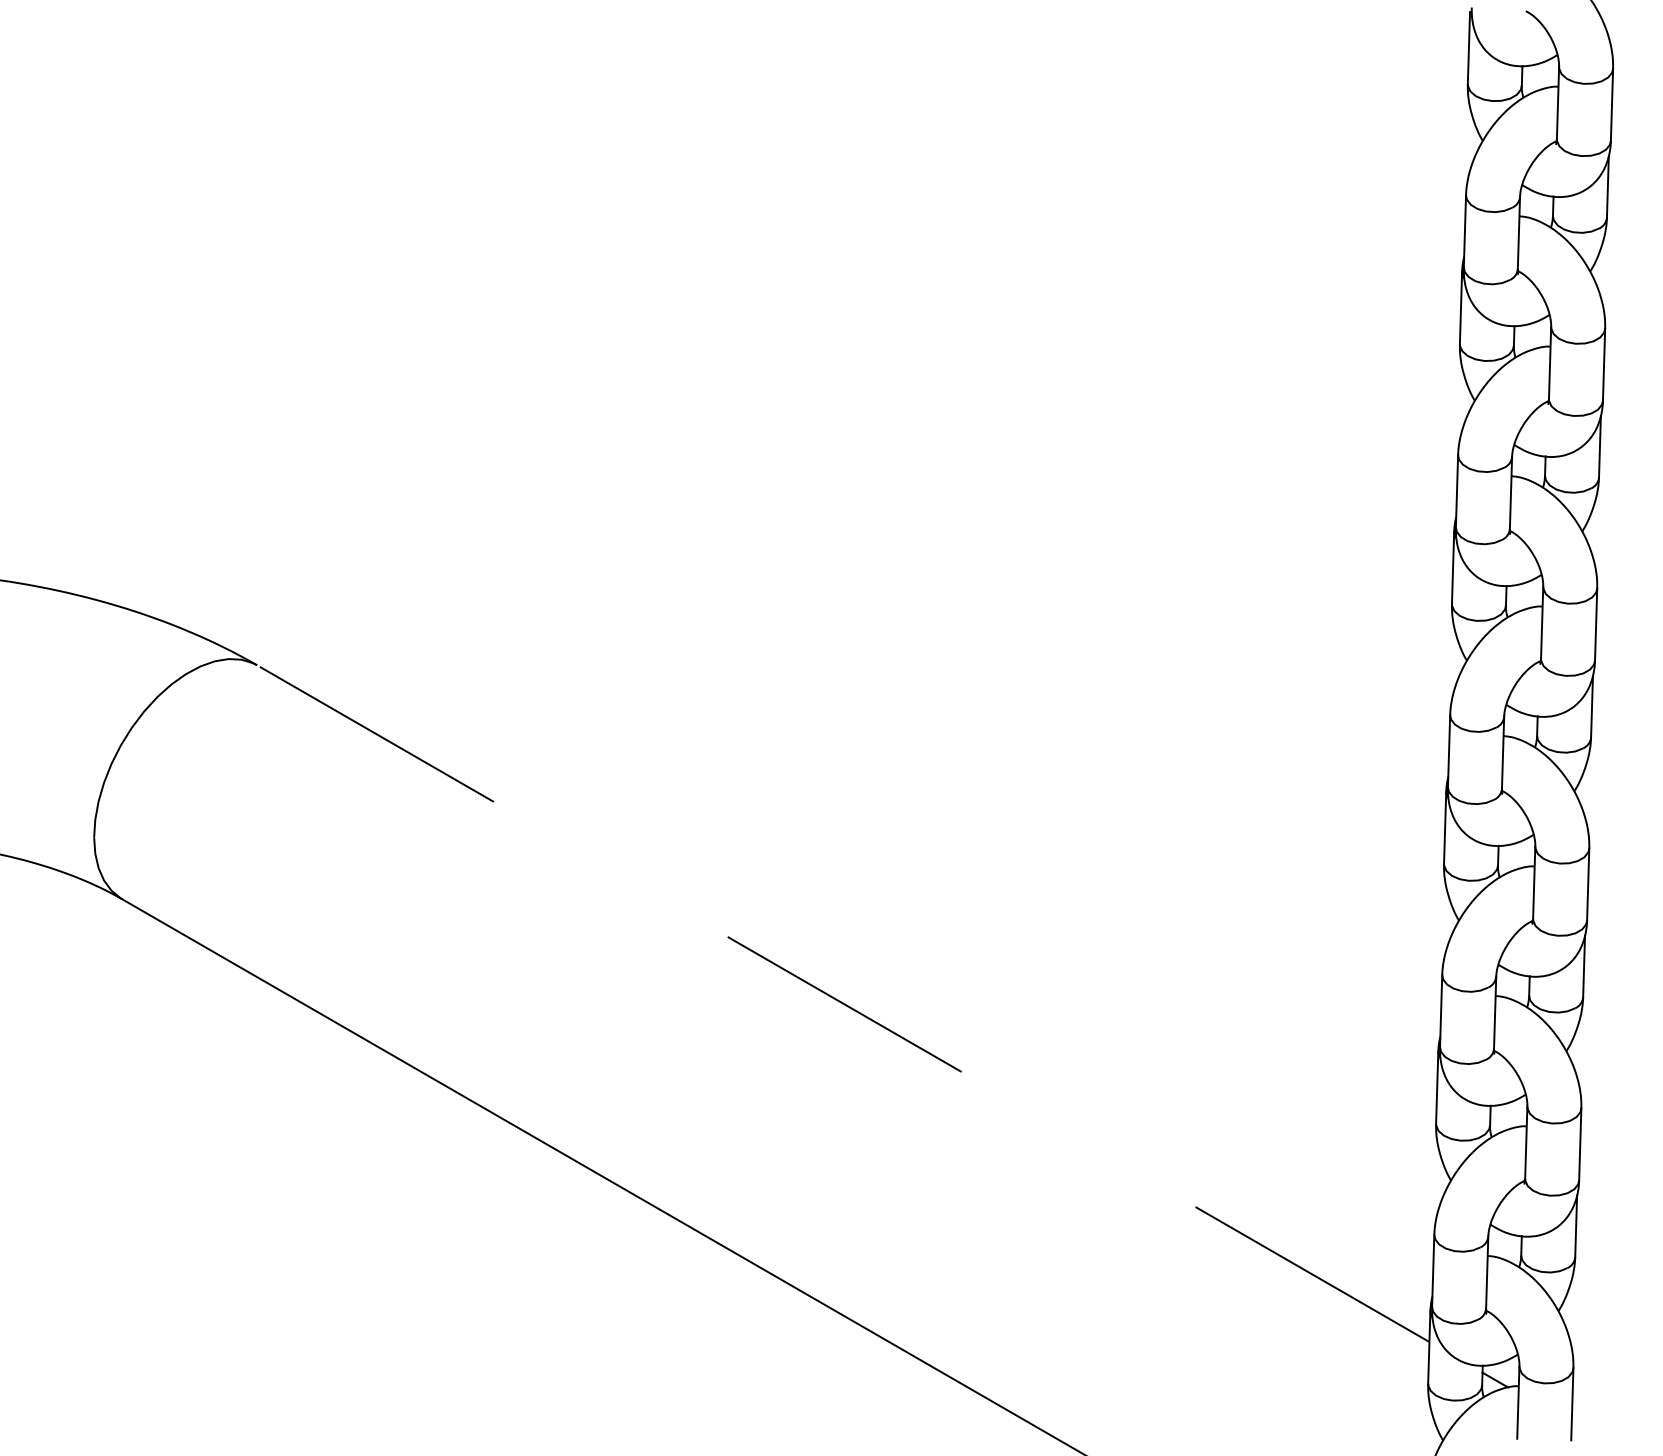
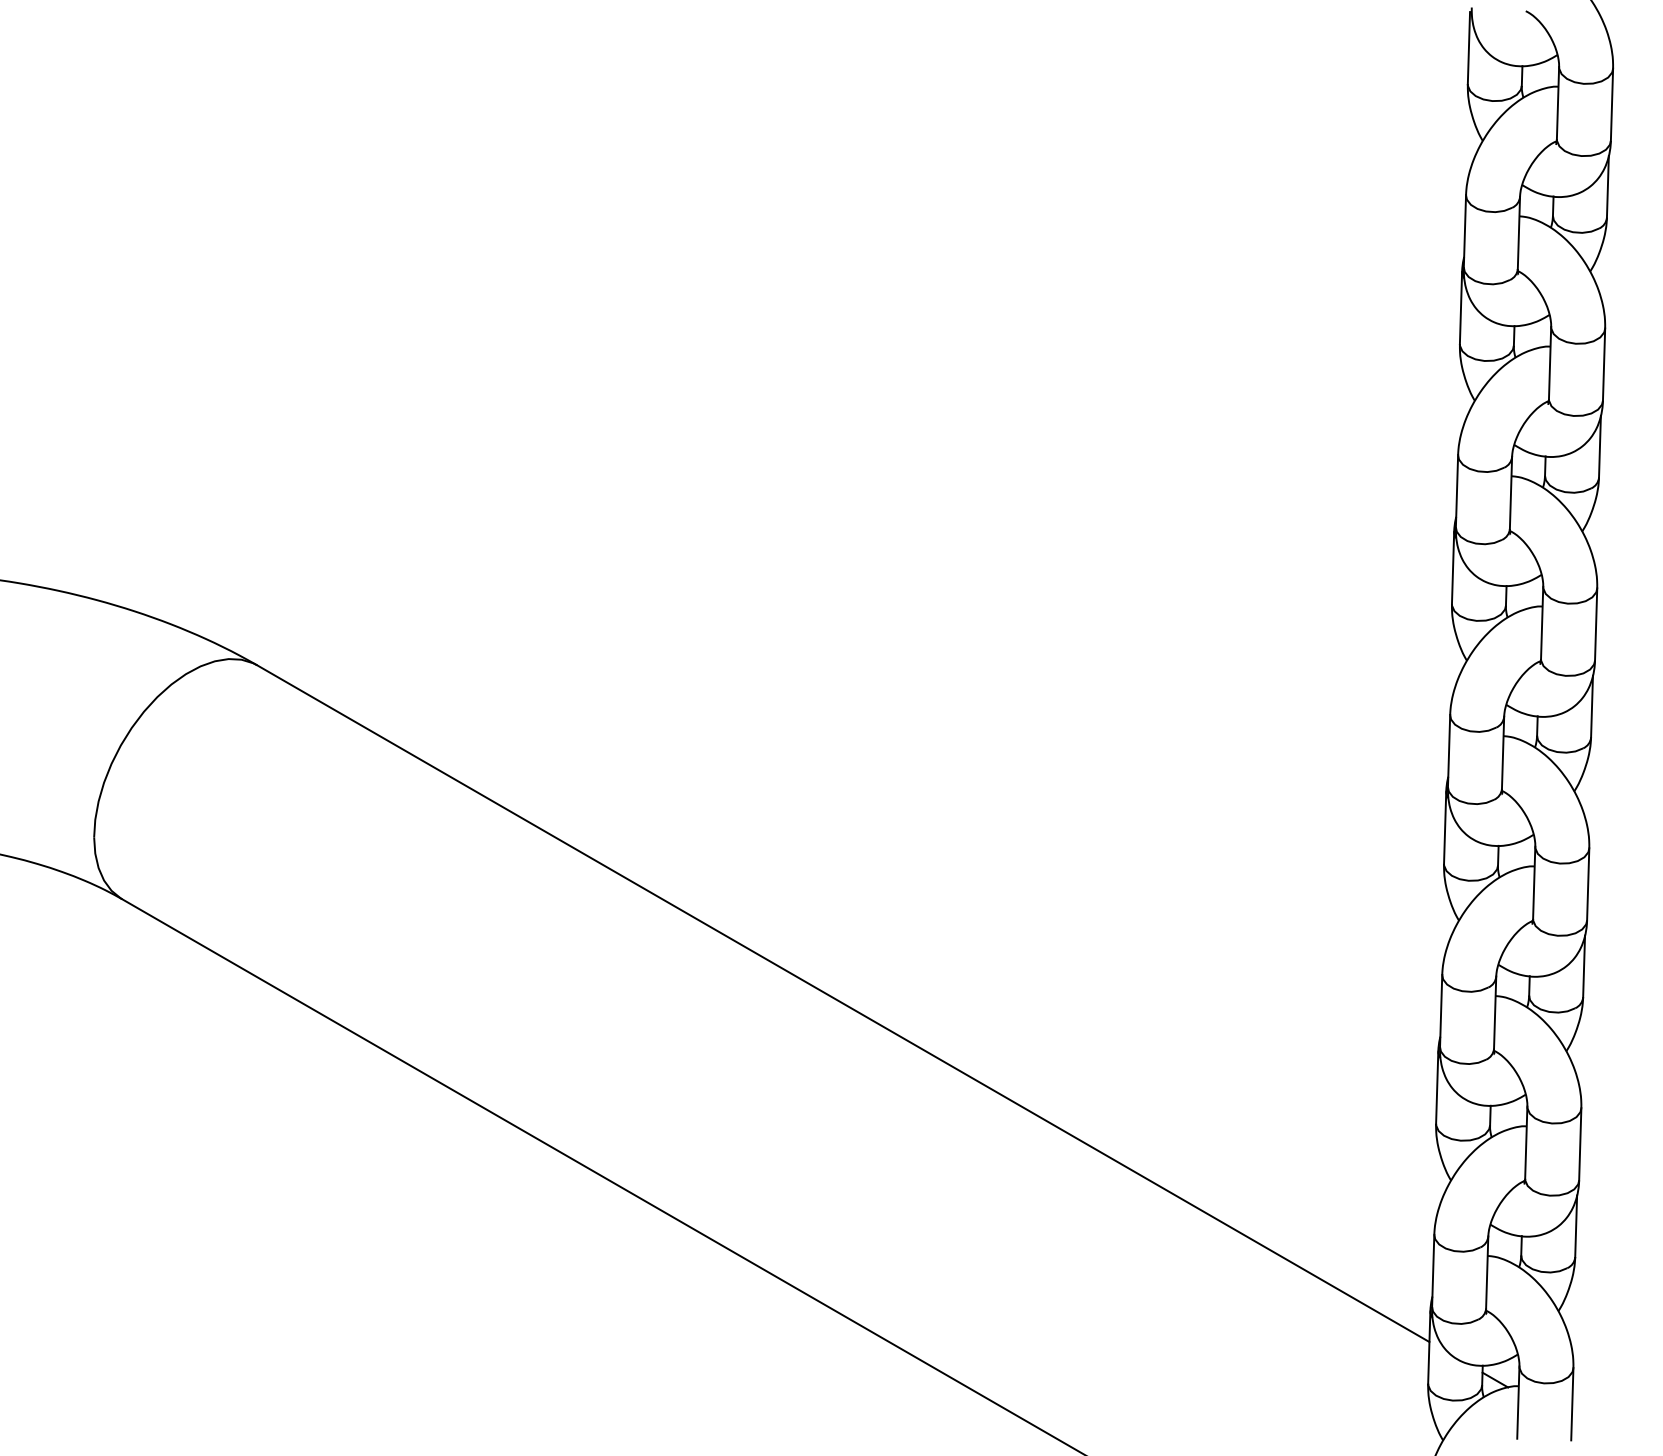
line: dashed -> solid (843, 1003)
